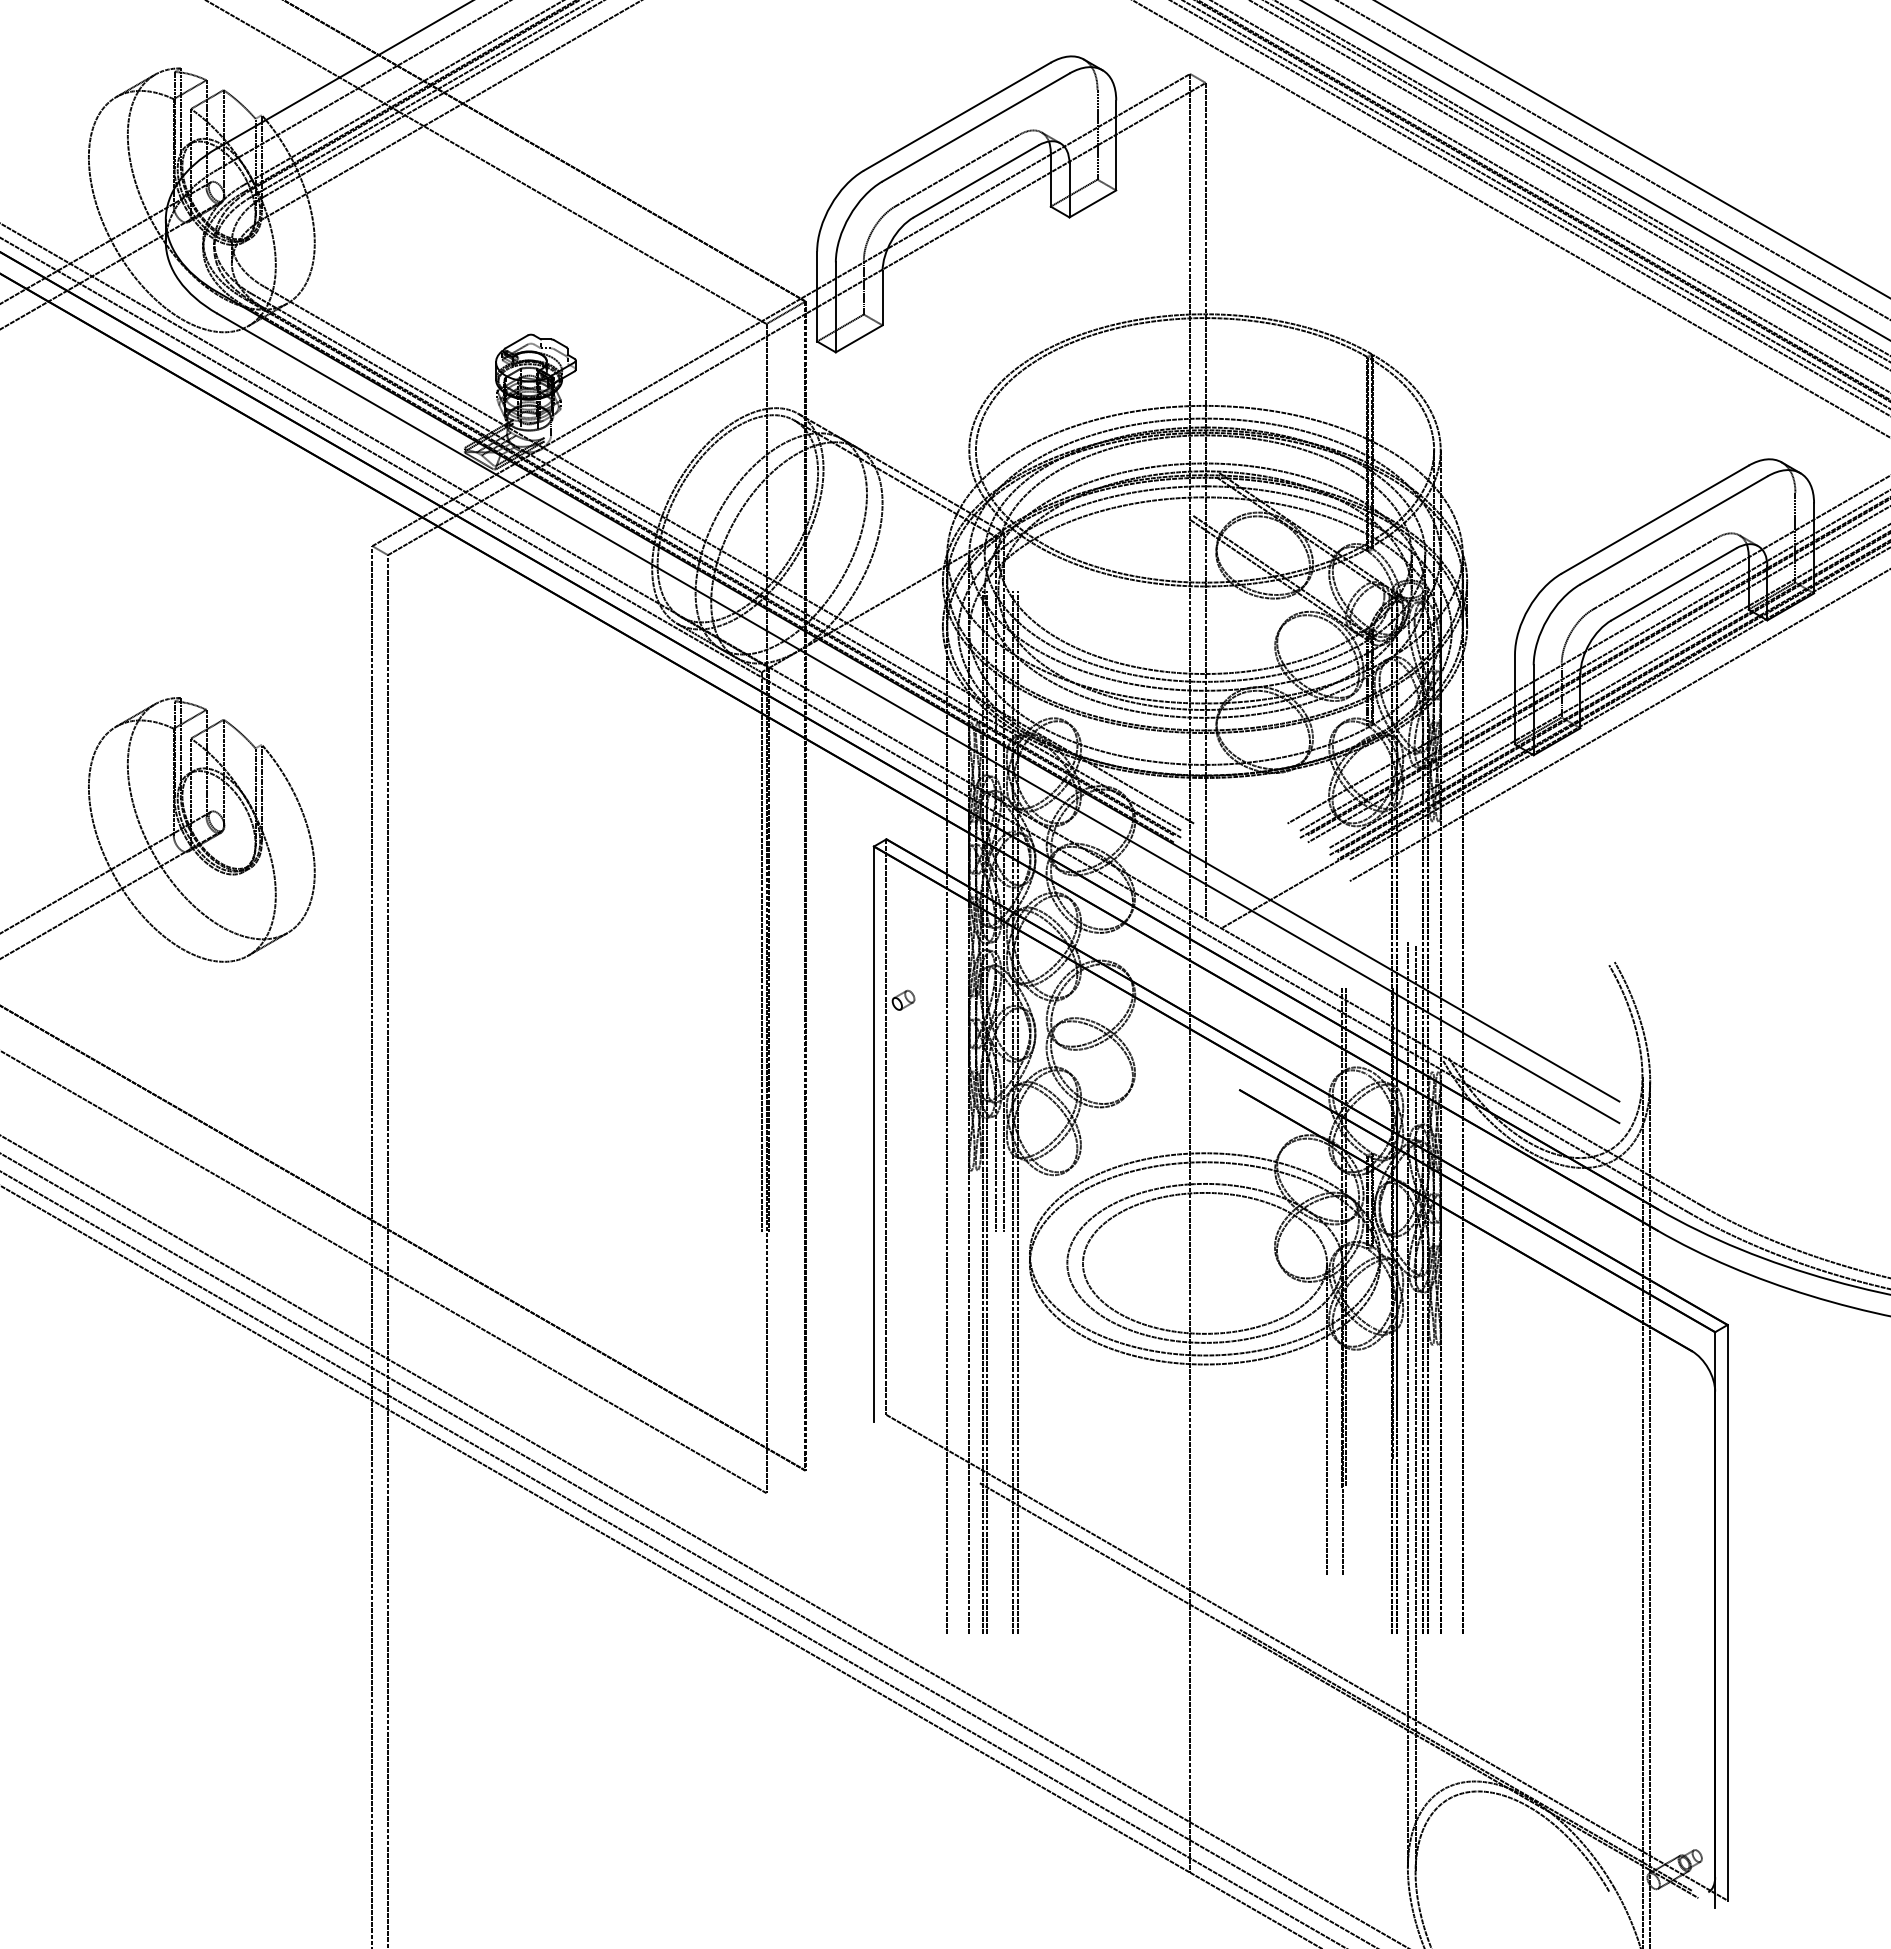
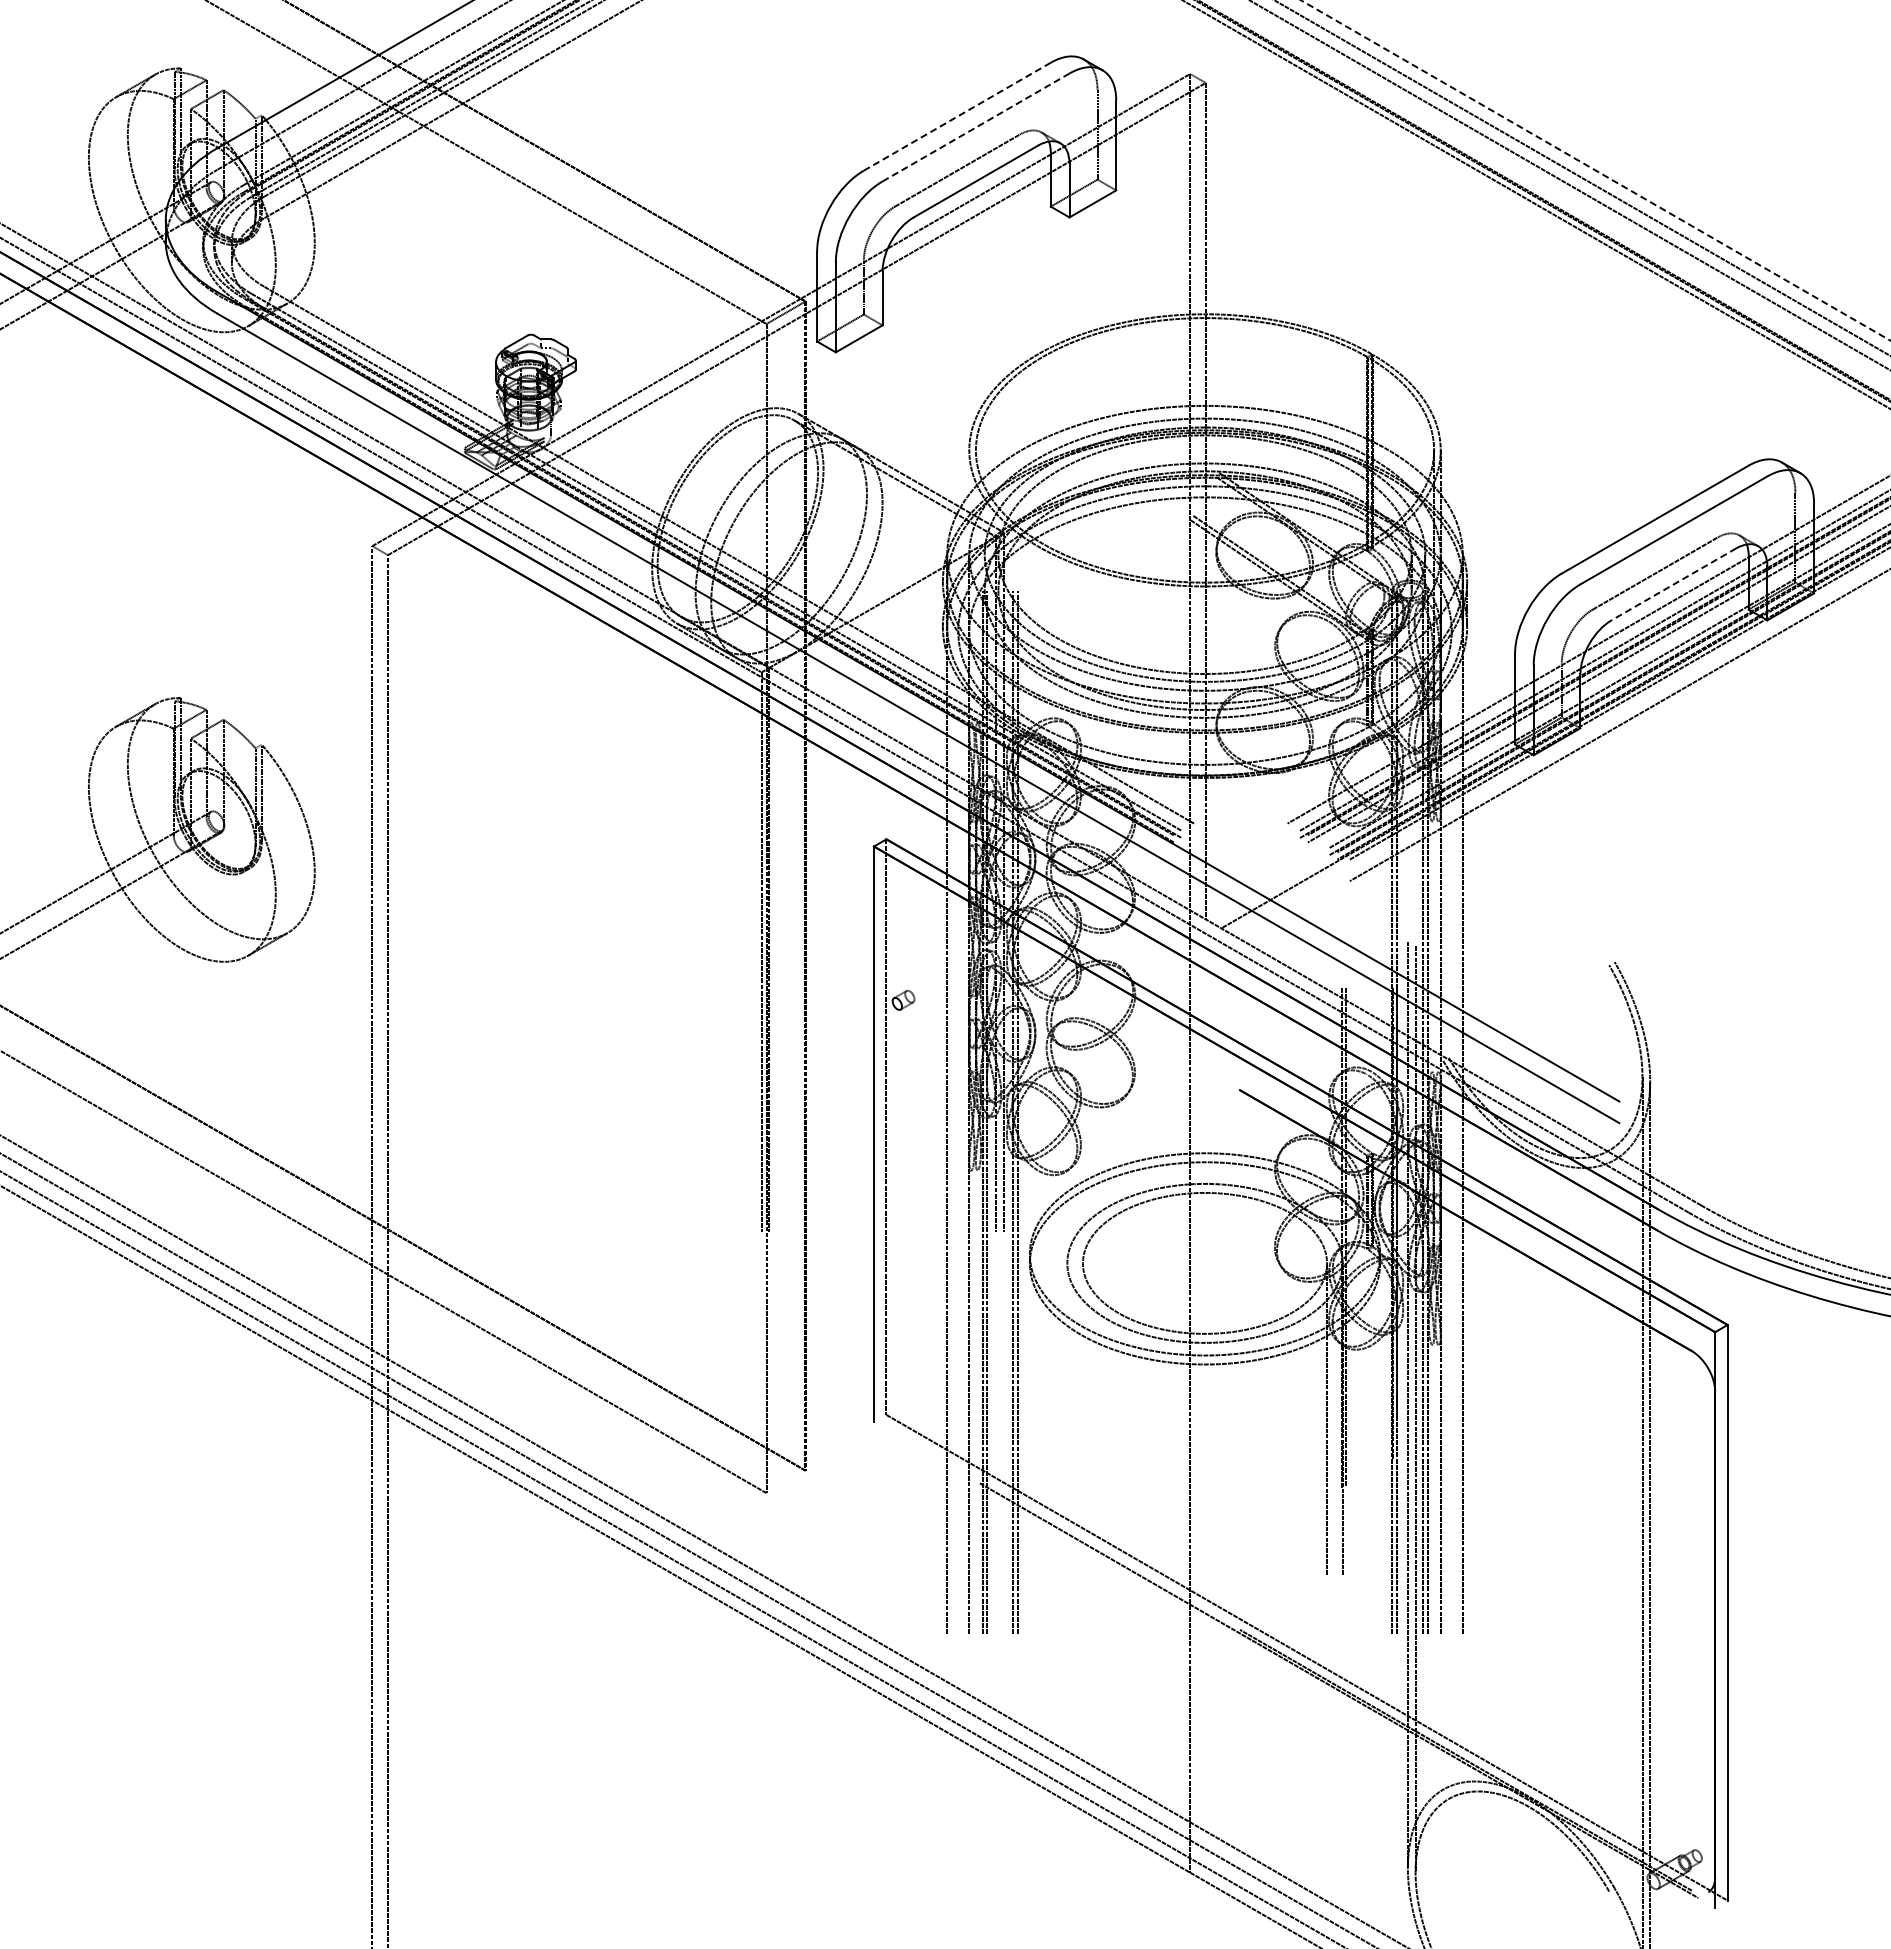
line: solid -> dashed (957, 116)
line: solid -> dashed (976, 127)
line: present -> none (1632, 149)
line: present -> none (1613, 160)
line: solid -> dashed (1596, 170)
line: present -> none (1576, 181)
line: present -> none (1550, 196)
line: present -> none (1530, 208)
line: present -> none (1511, 218)
line: solid -> dashed (1673, 584)
